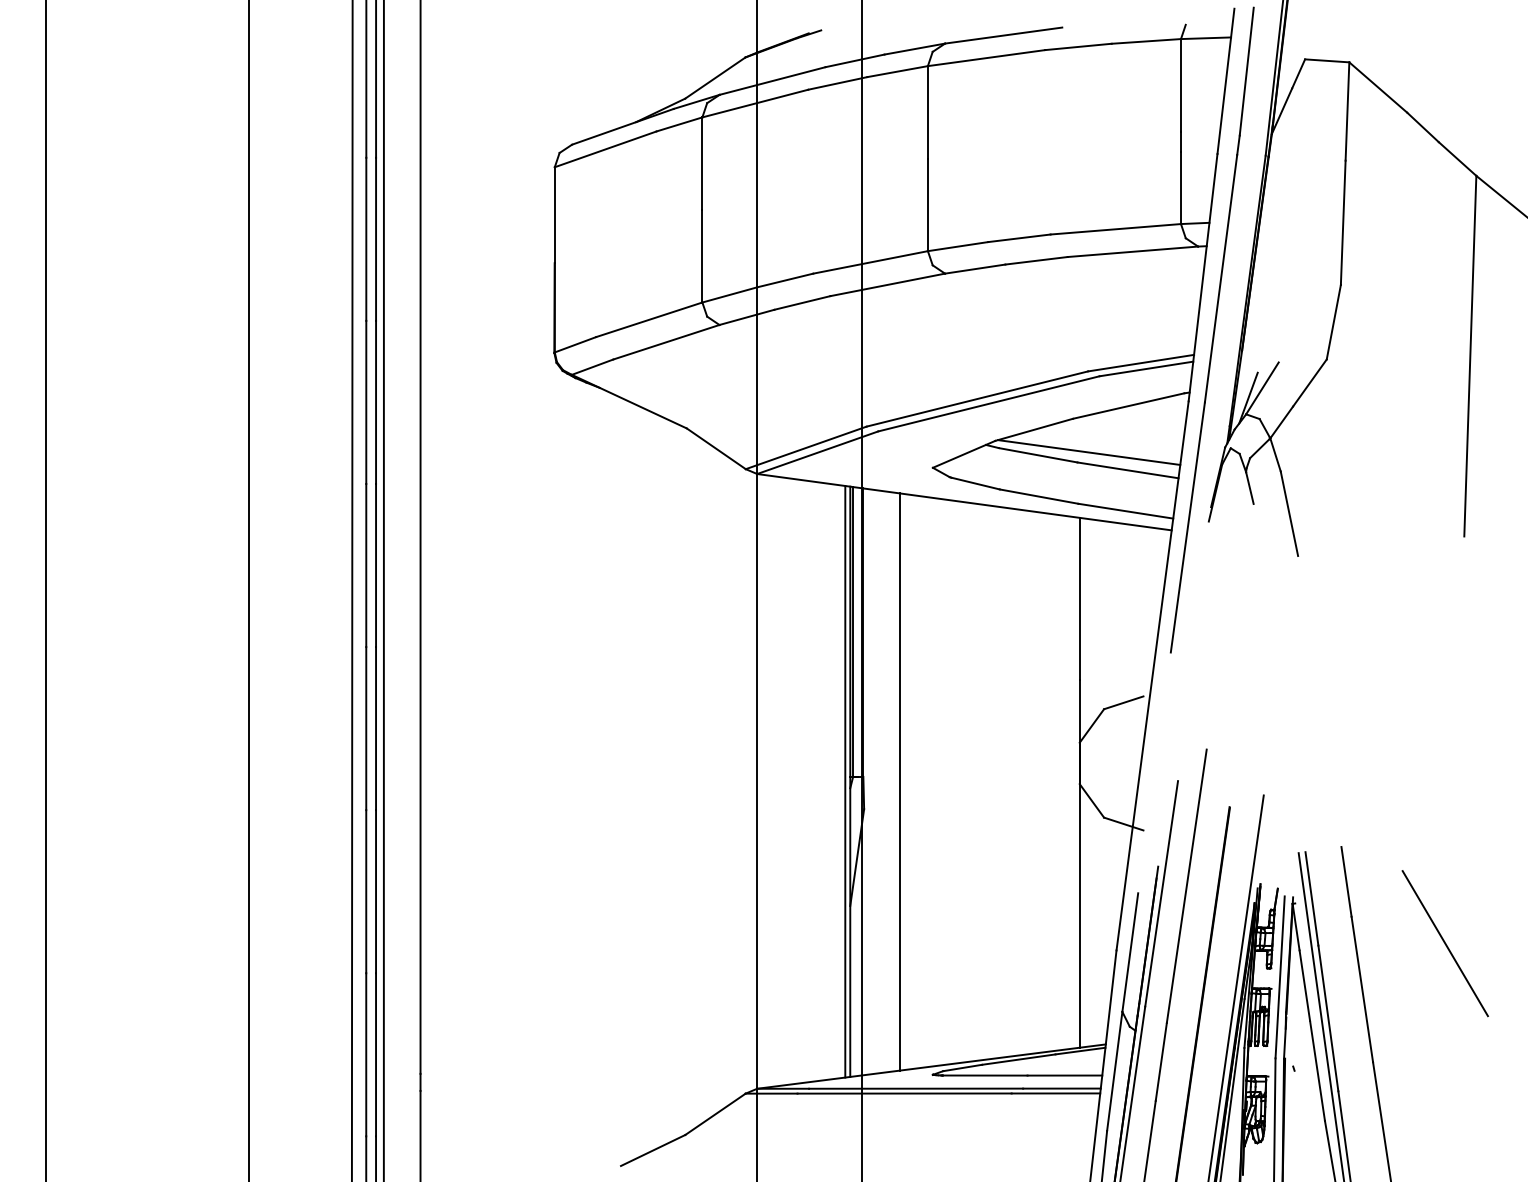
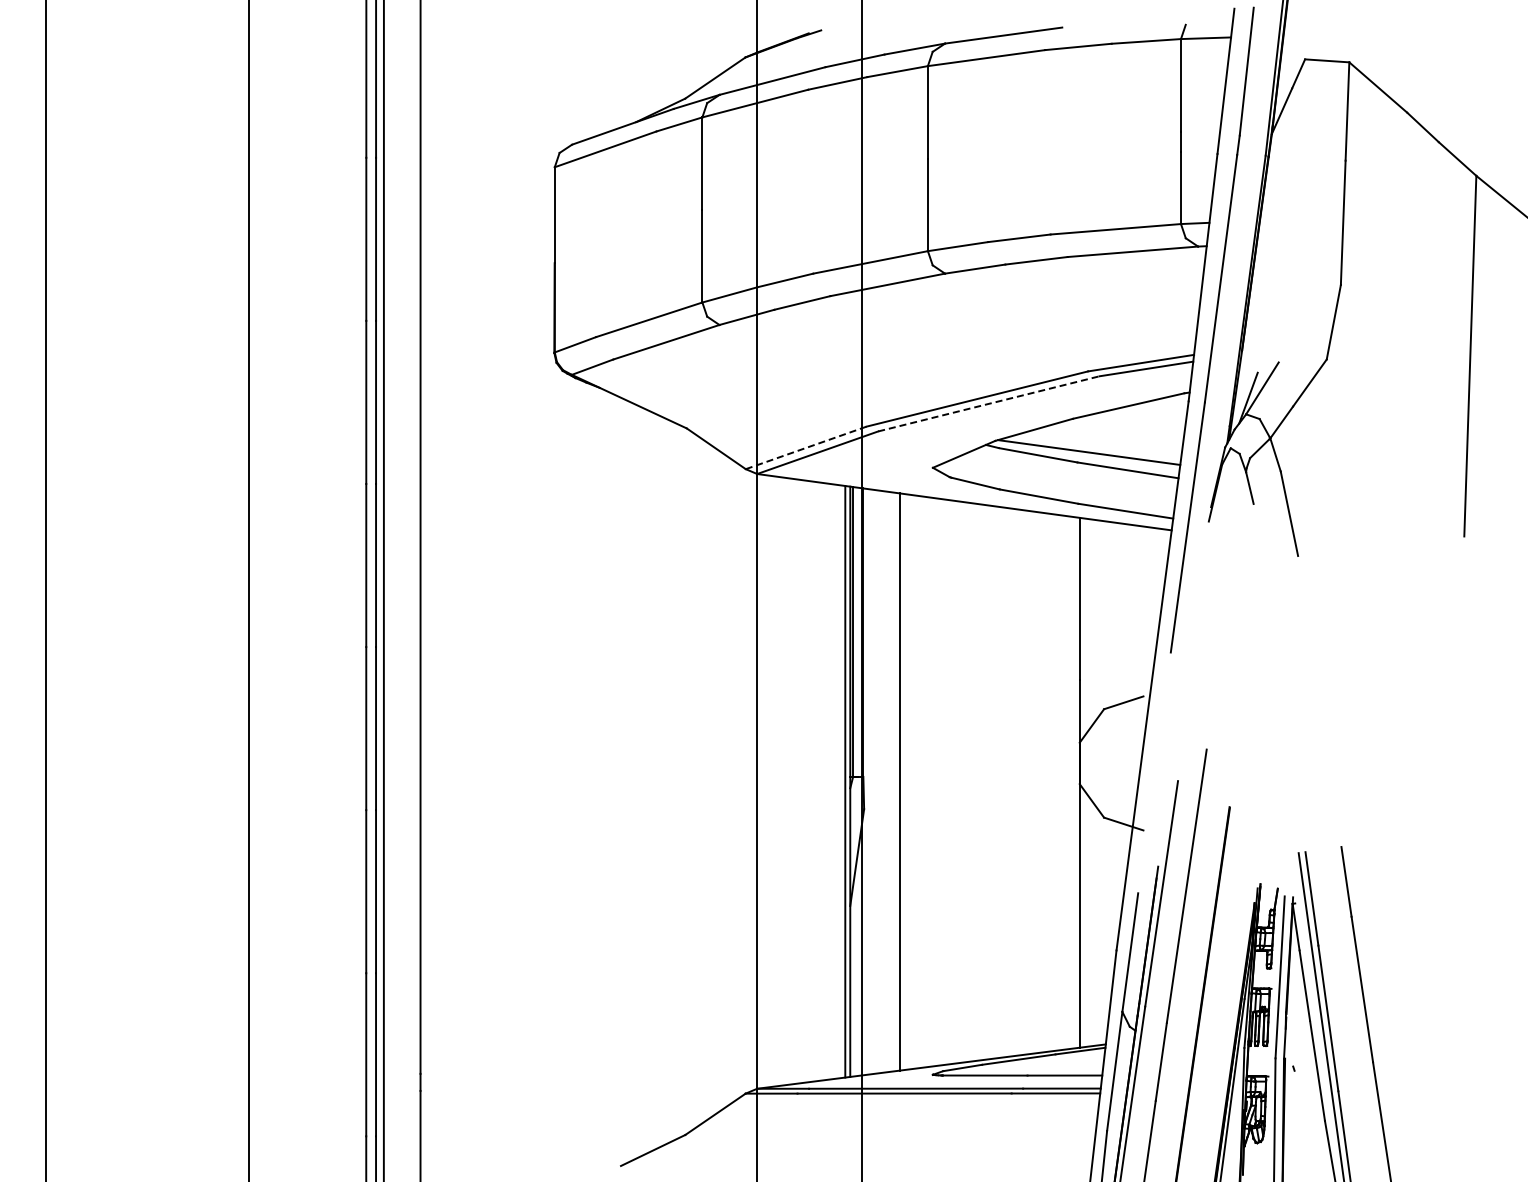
line: solid -> dashed (989, 403)
line: solid -> dashed (806, 447)
line: present -> none (351, 590)
line: present -> none (1444, 943)
line: present -> none (1235, 986)
